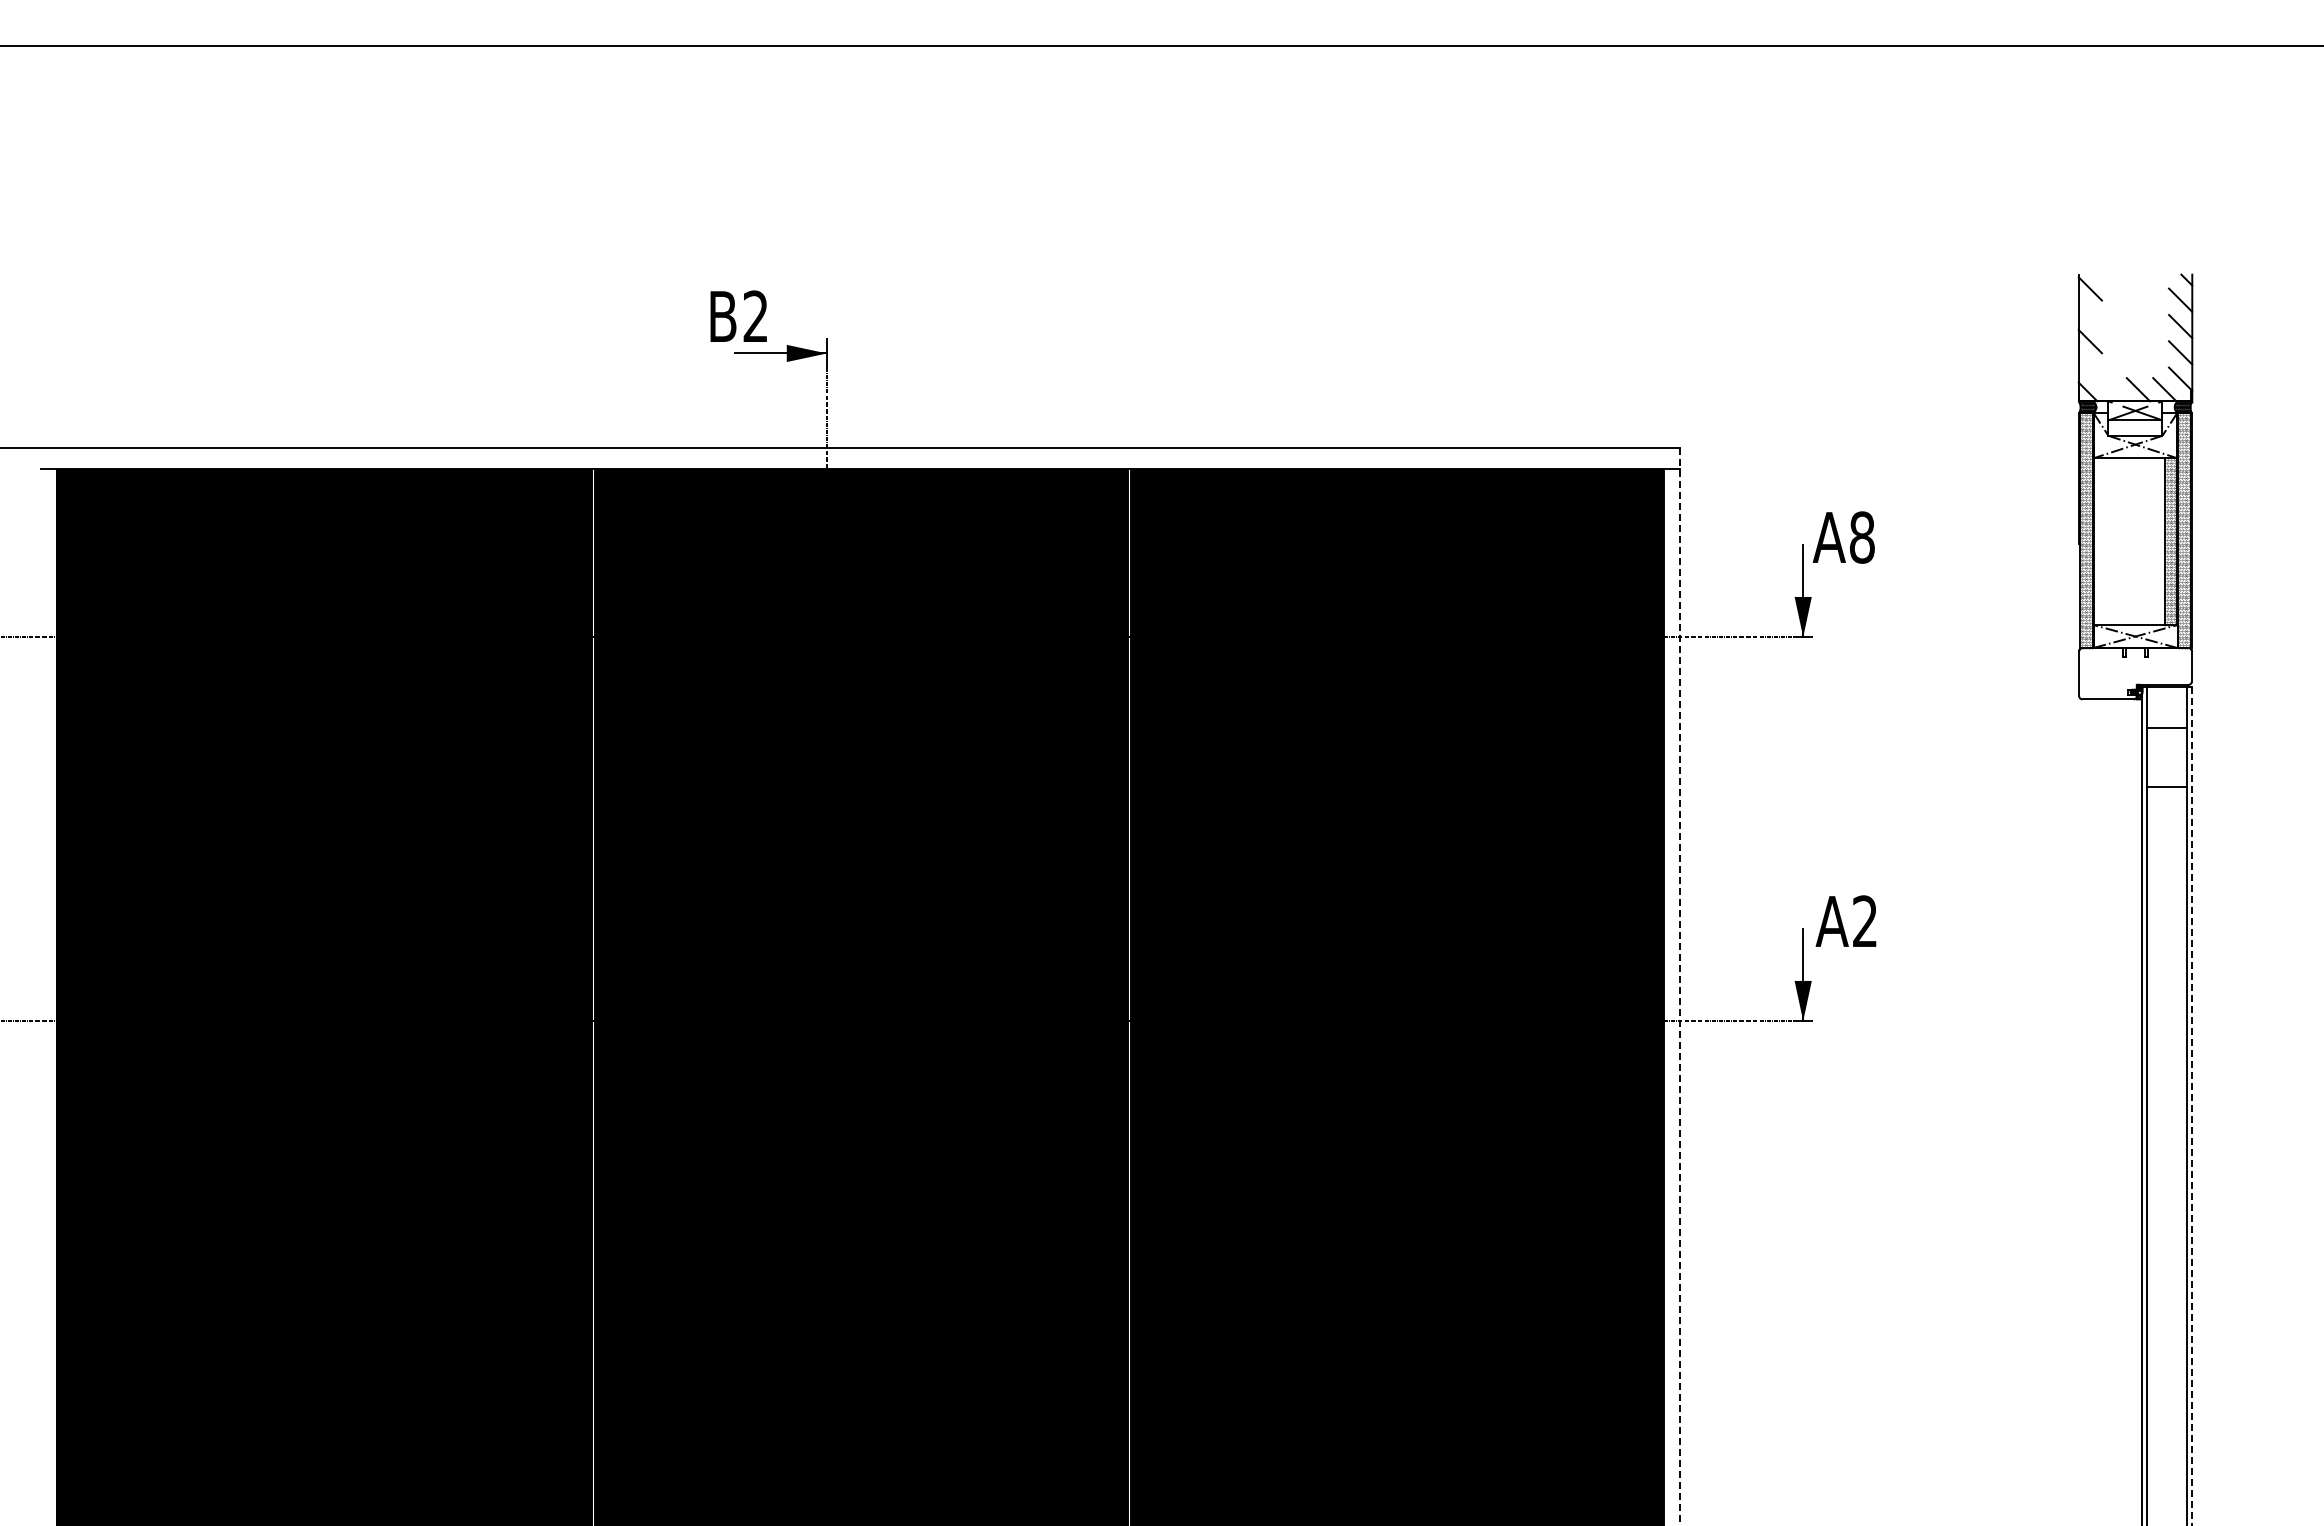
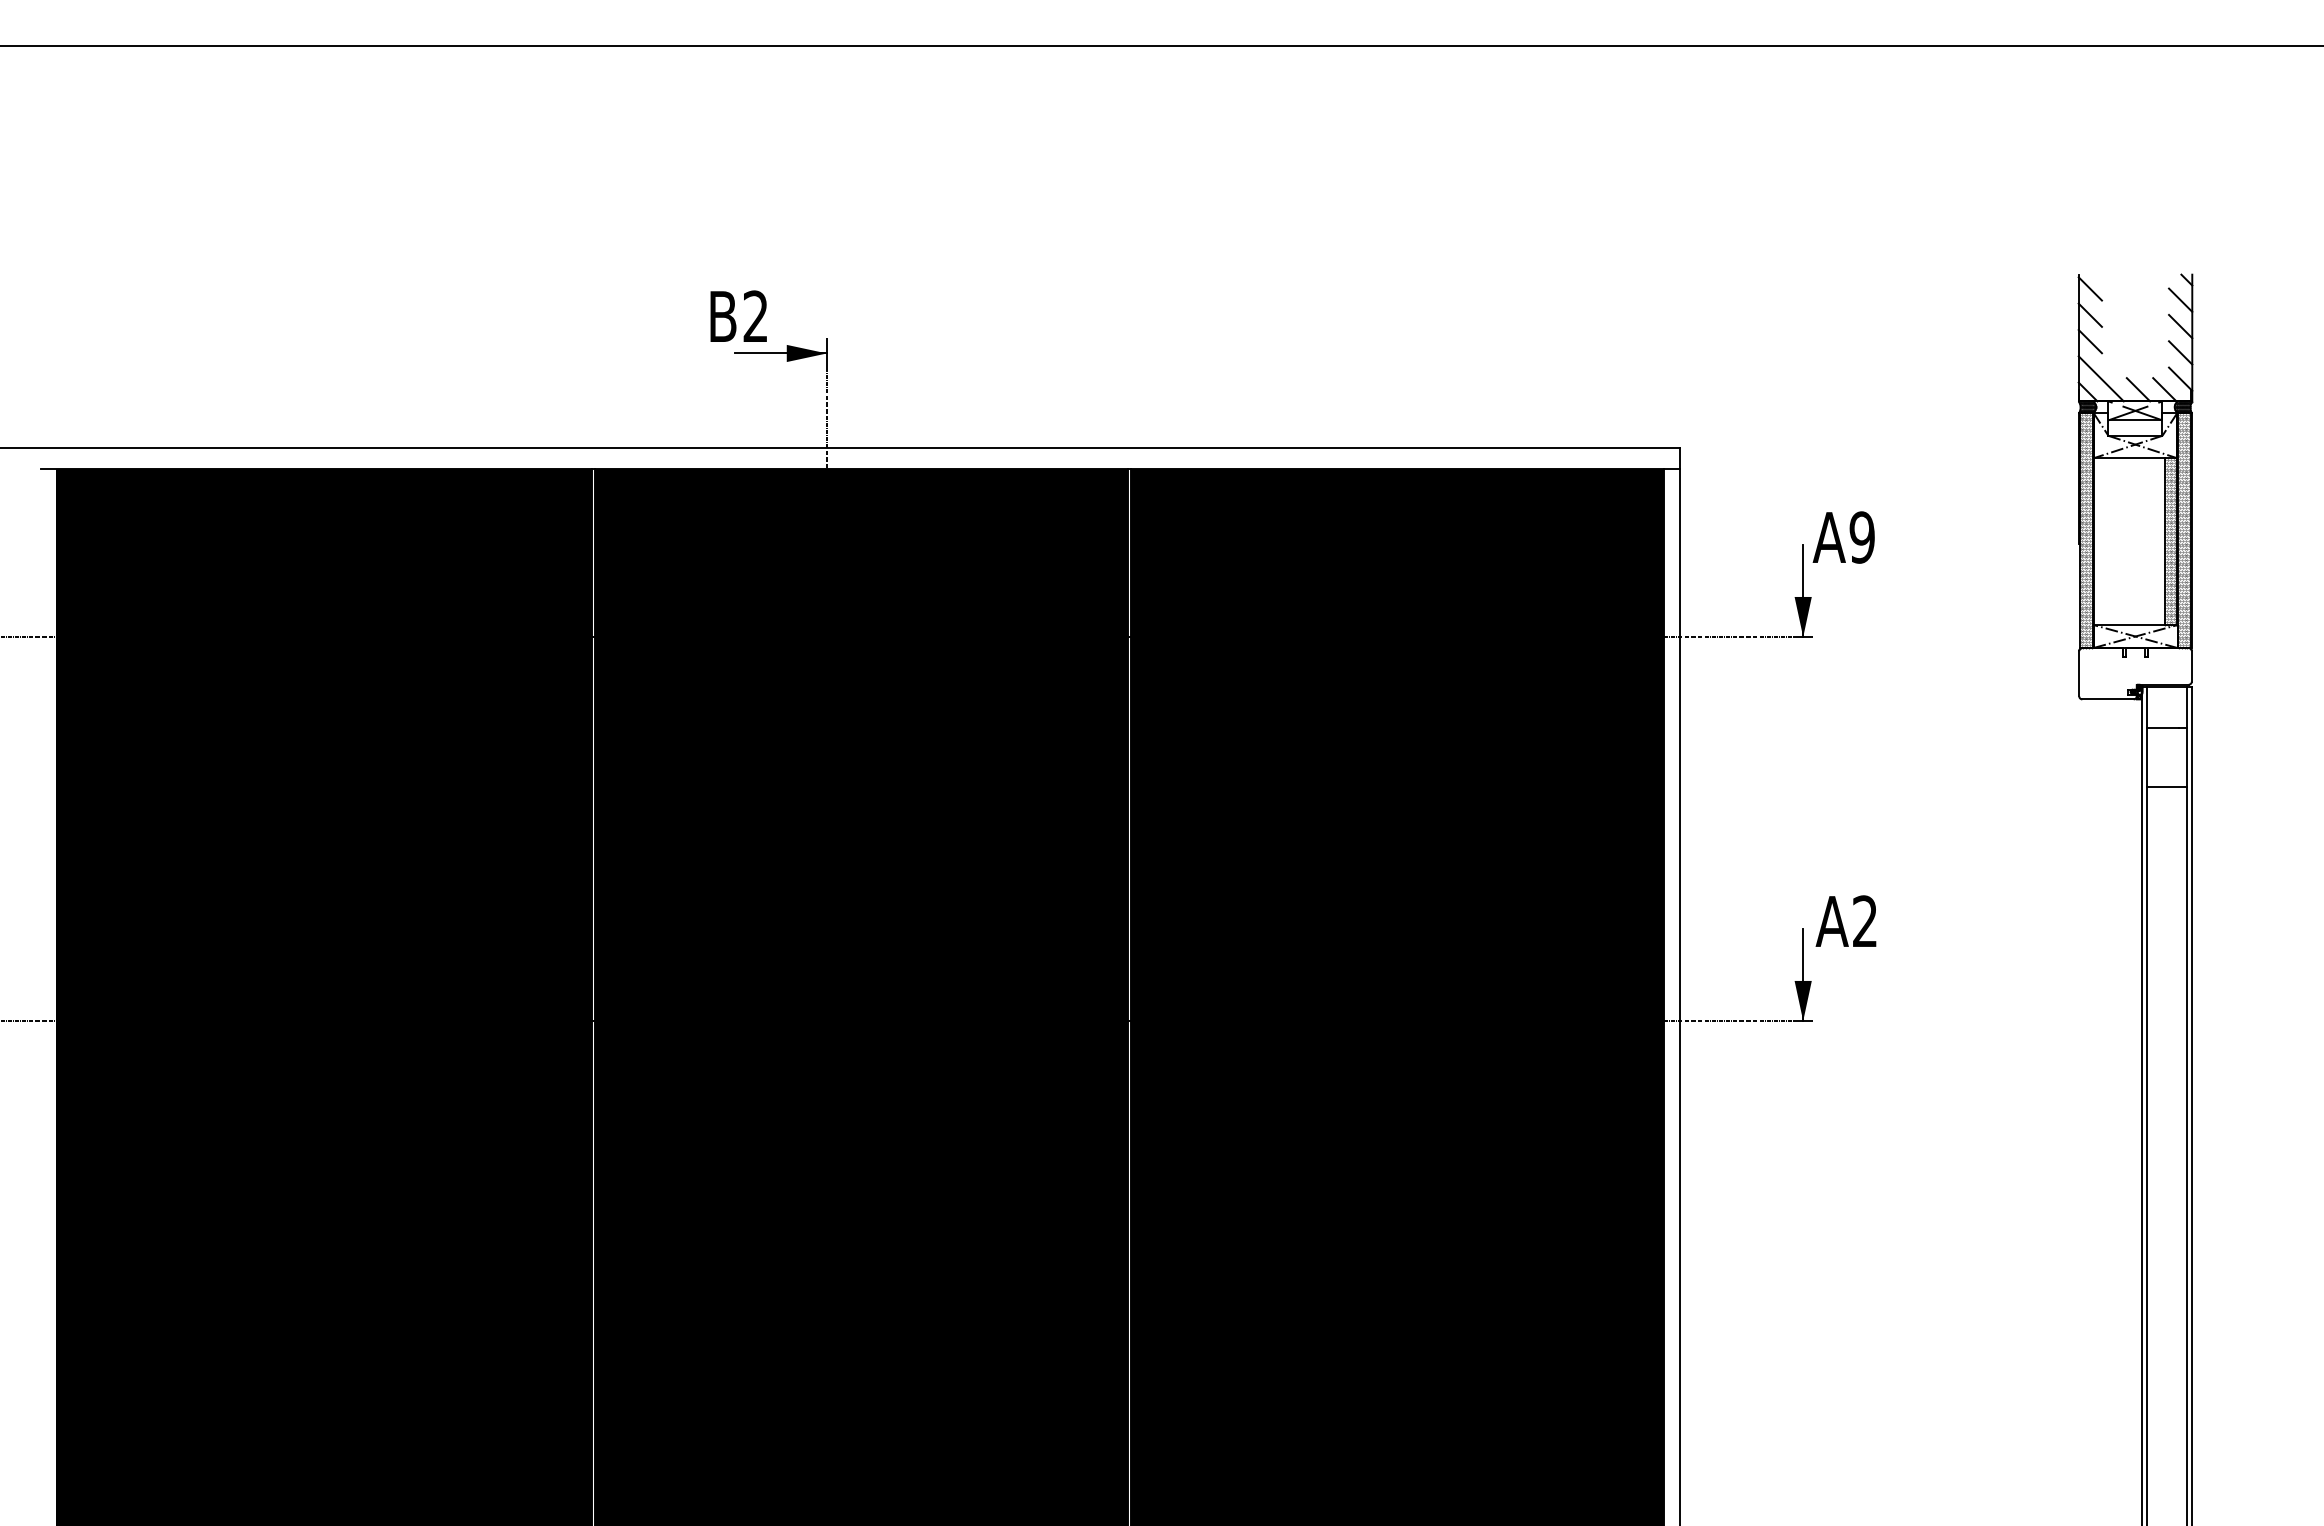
line: none -> present (2089, 314)
line: none -> present (2100, 378)
text: A8 -> A9 (1861, 537)
line: dashed -> solid (1679, 986)
line: dashed -> solid (2191, 1106)
